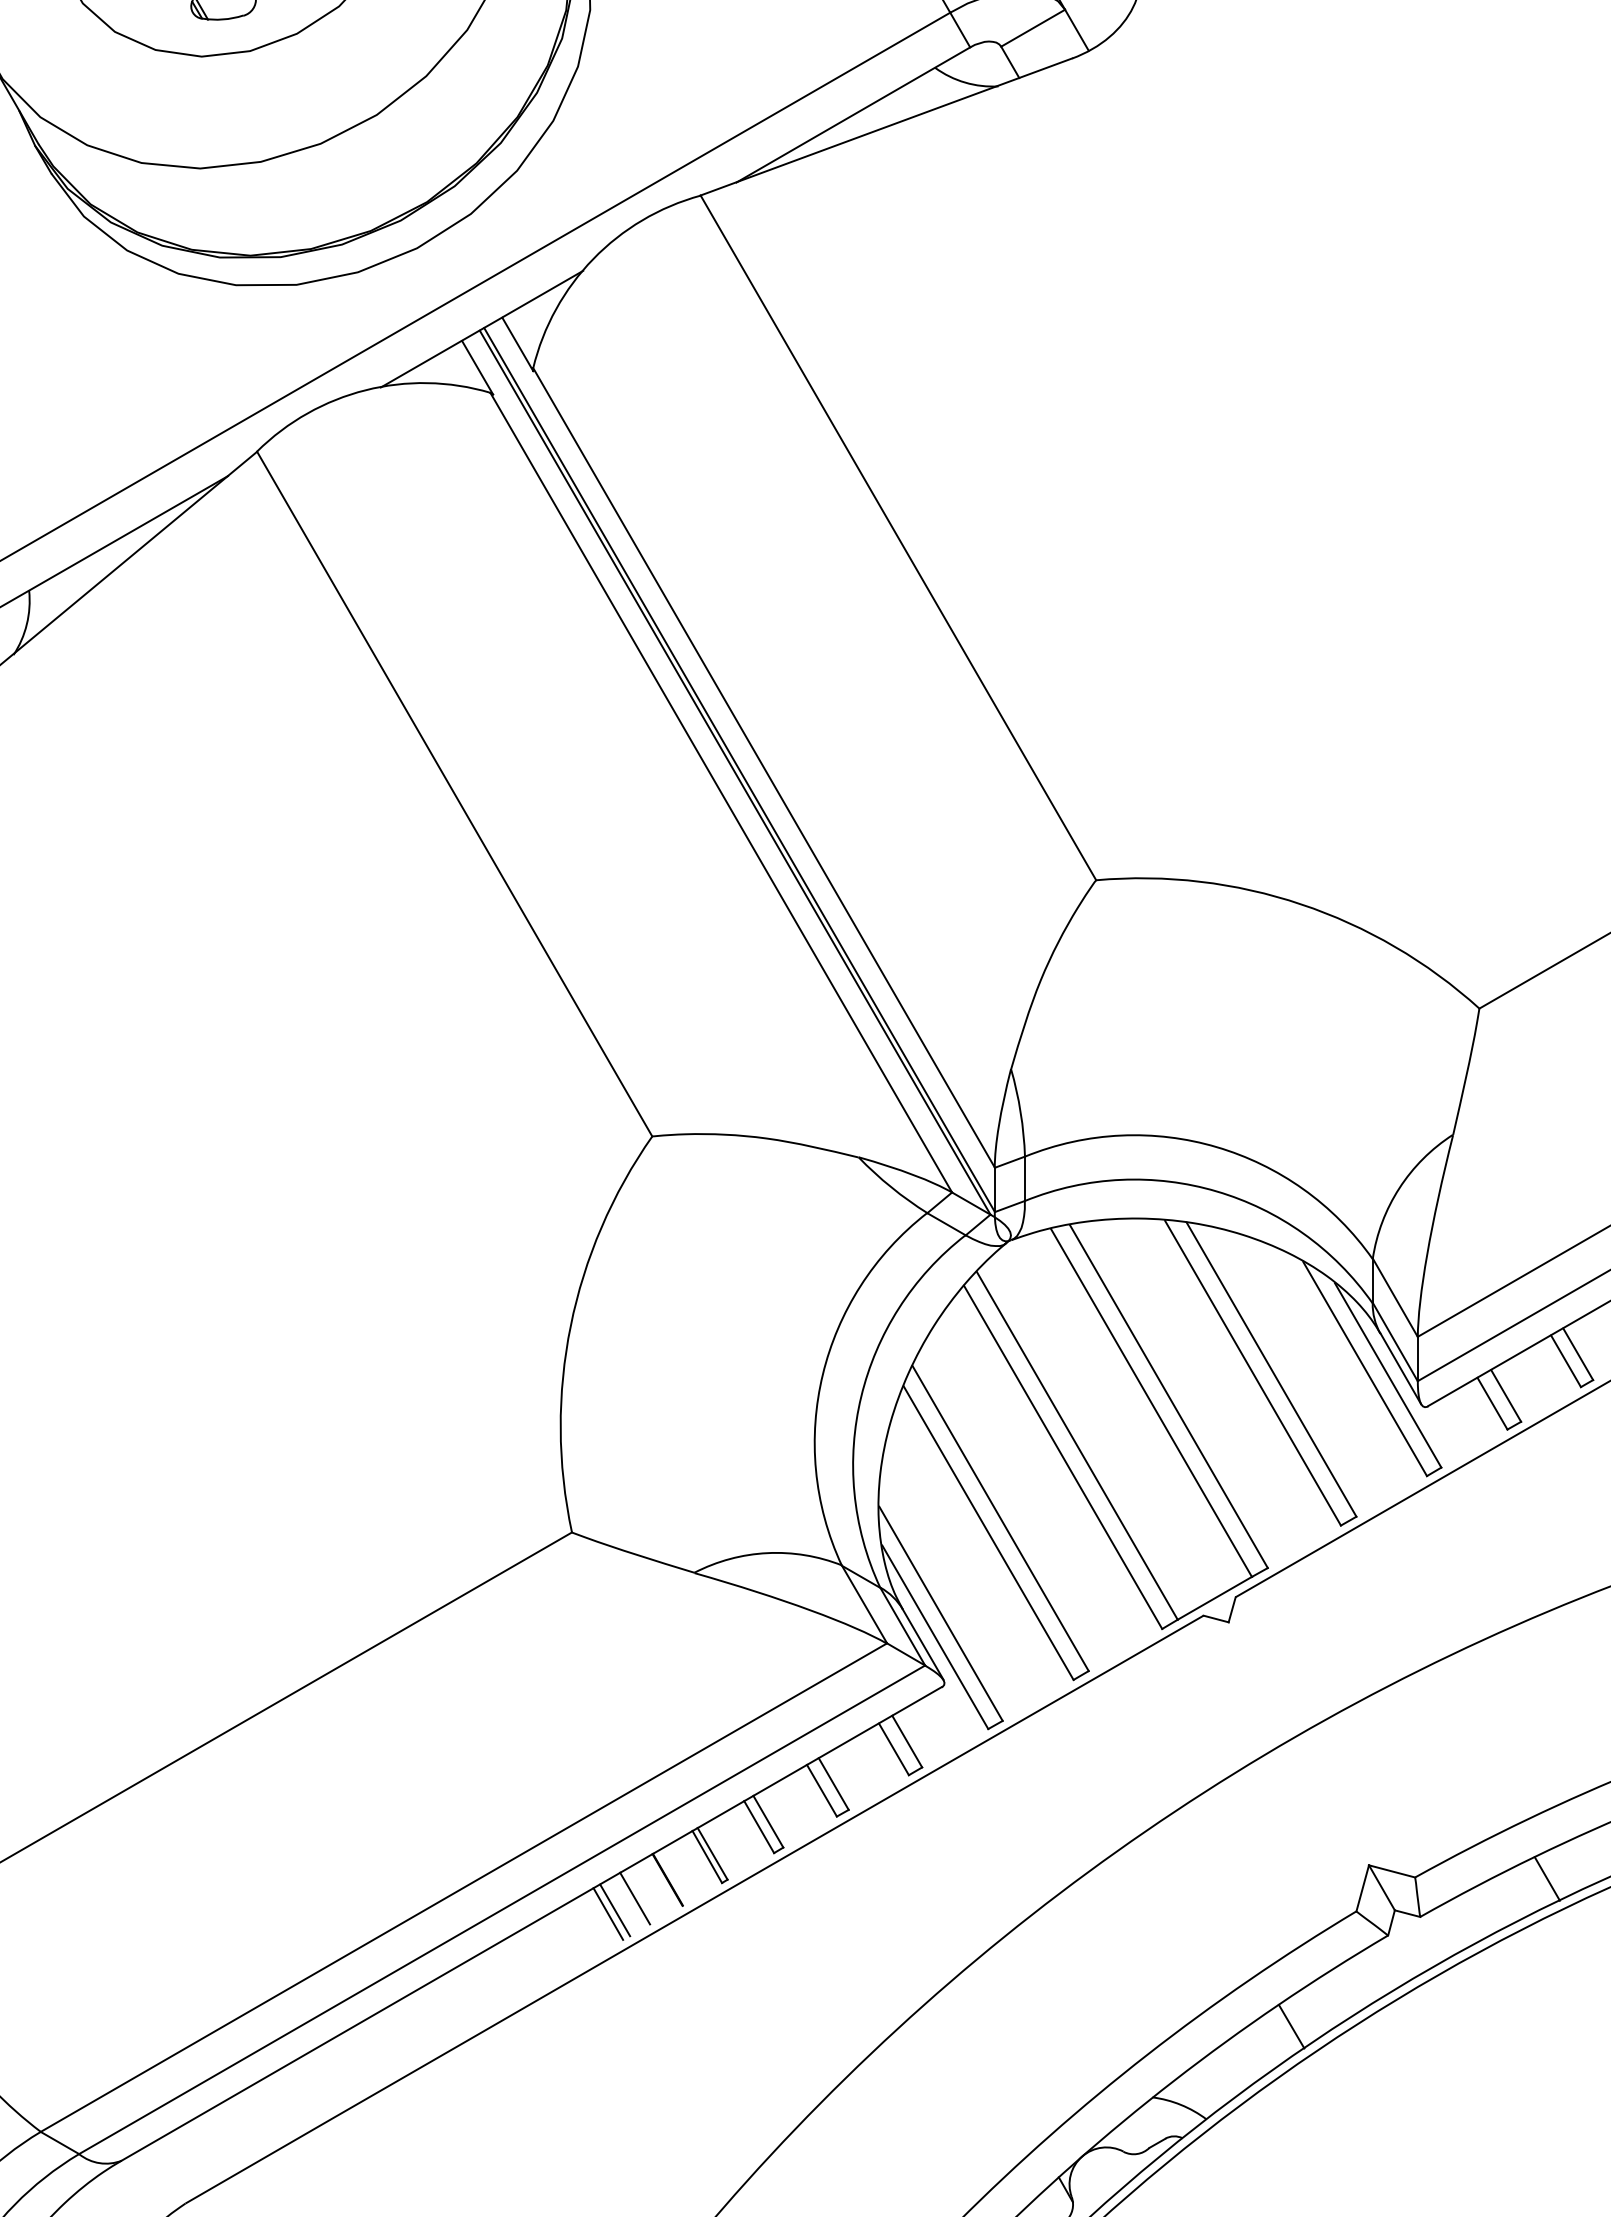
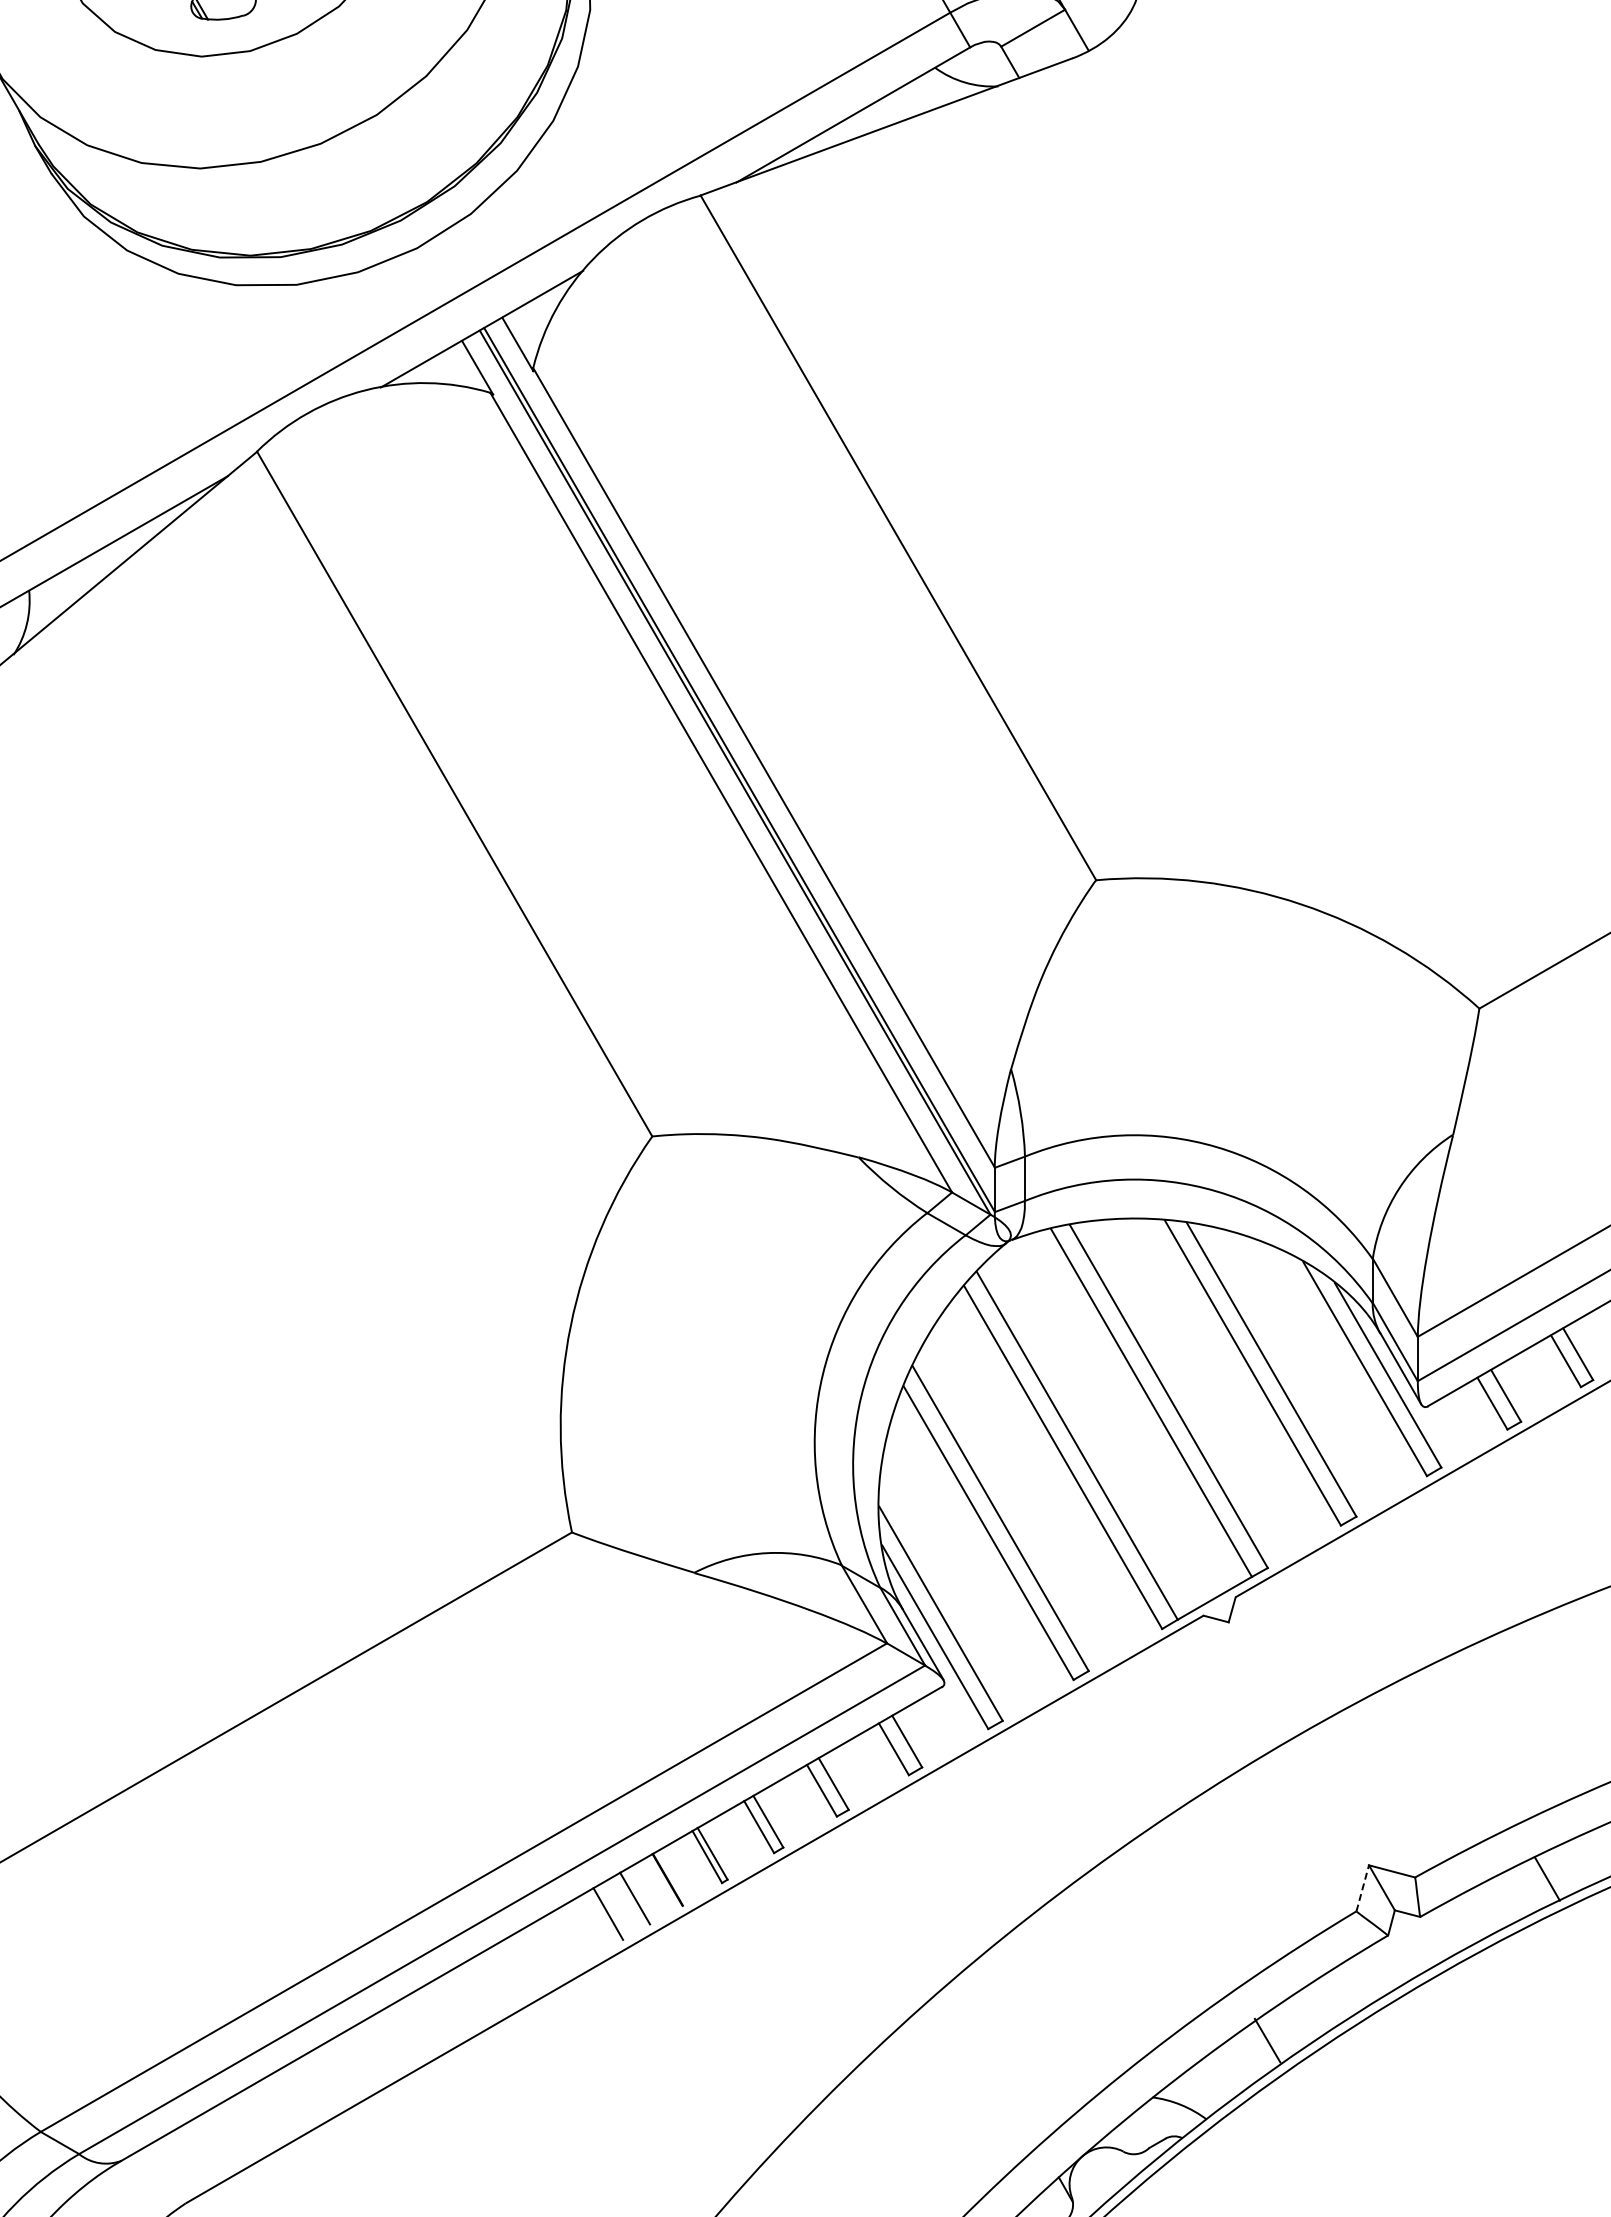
line: solid -> dashed (1362, 1888)
line: present -> none (615, 1910)
line position: (1291, 2026) -> (1267, 2040) (1267, 2040)
